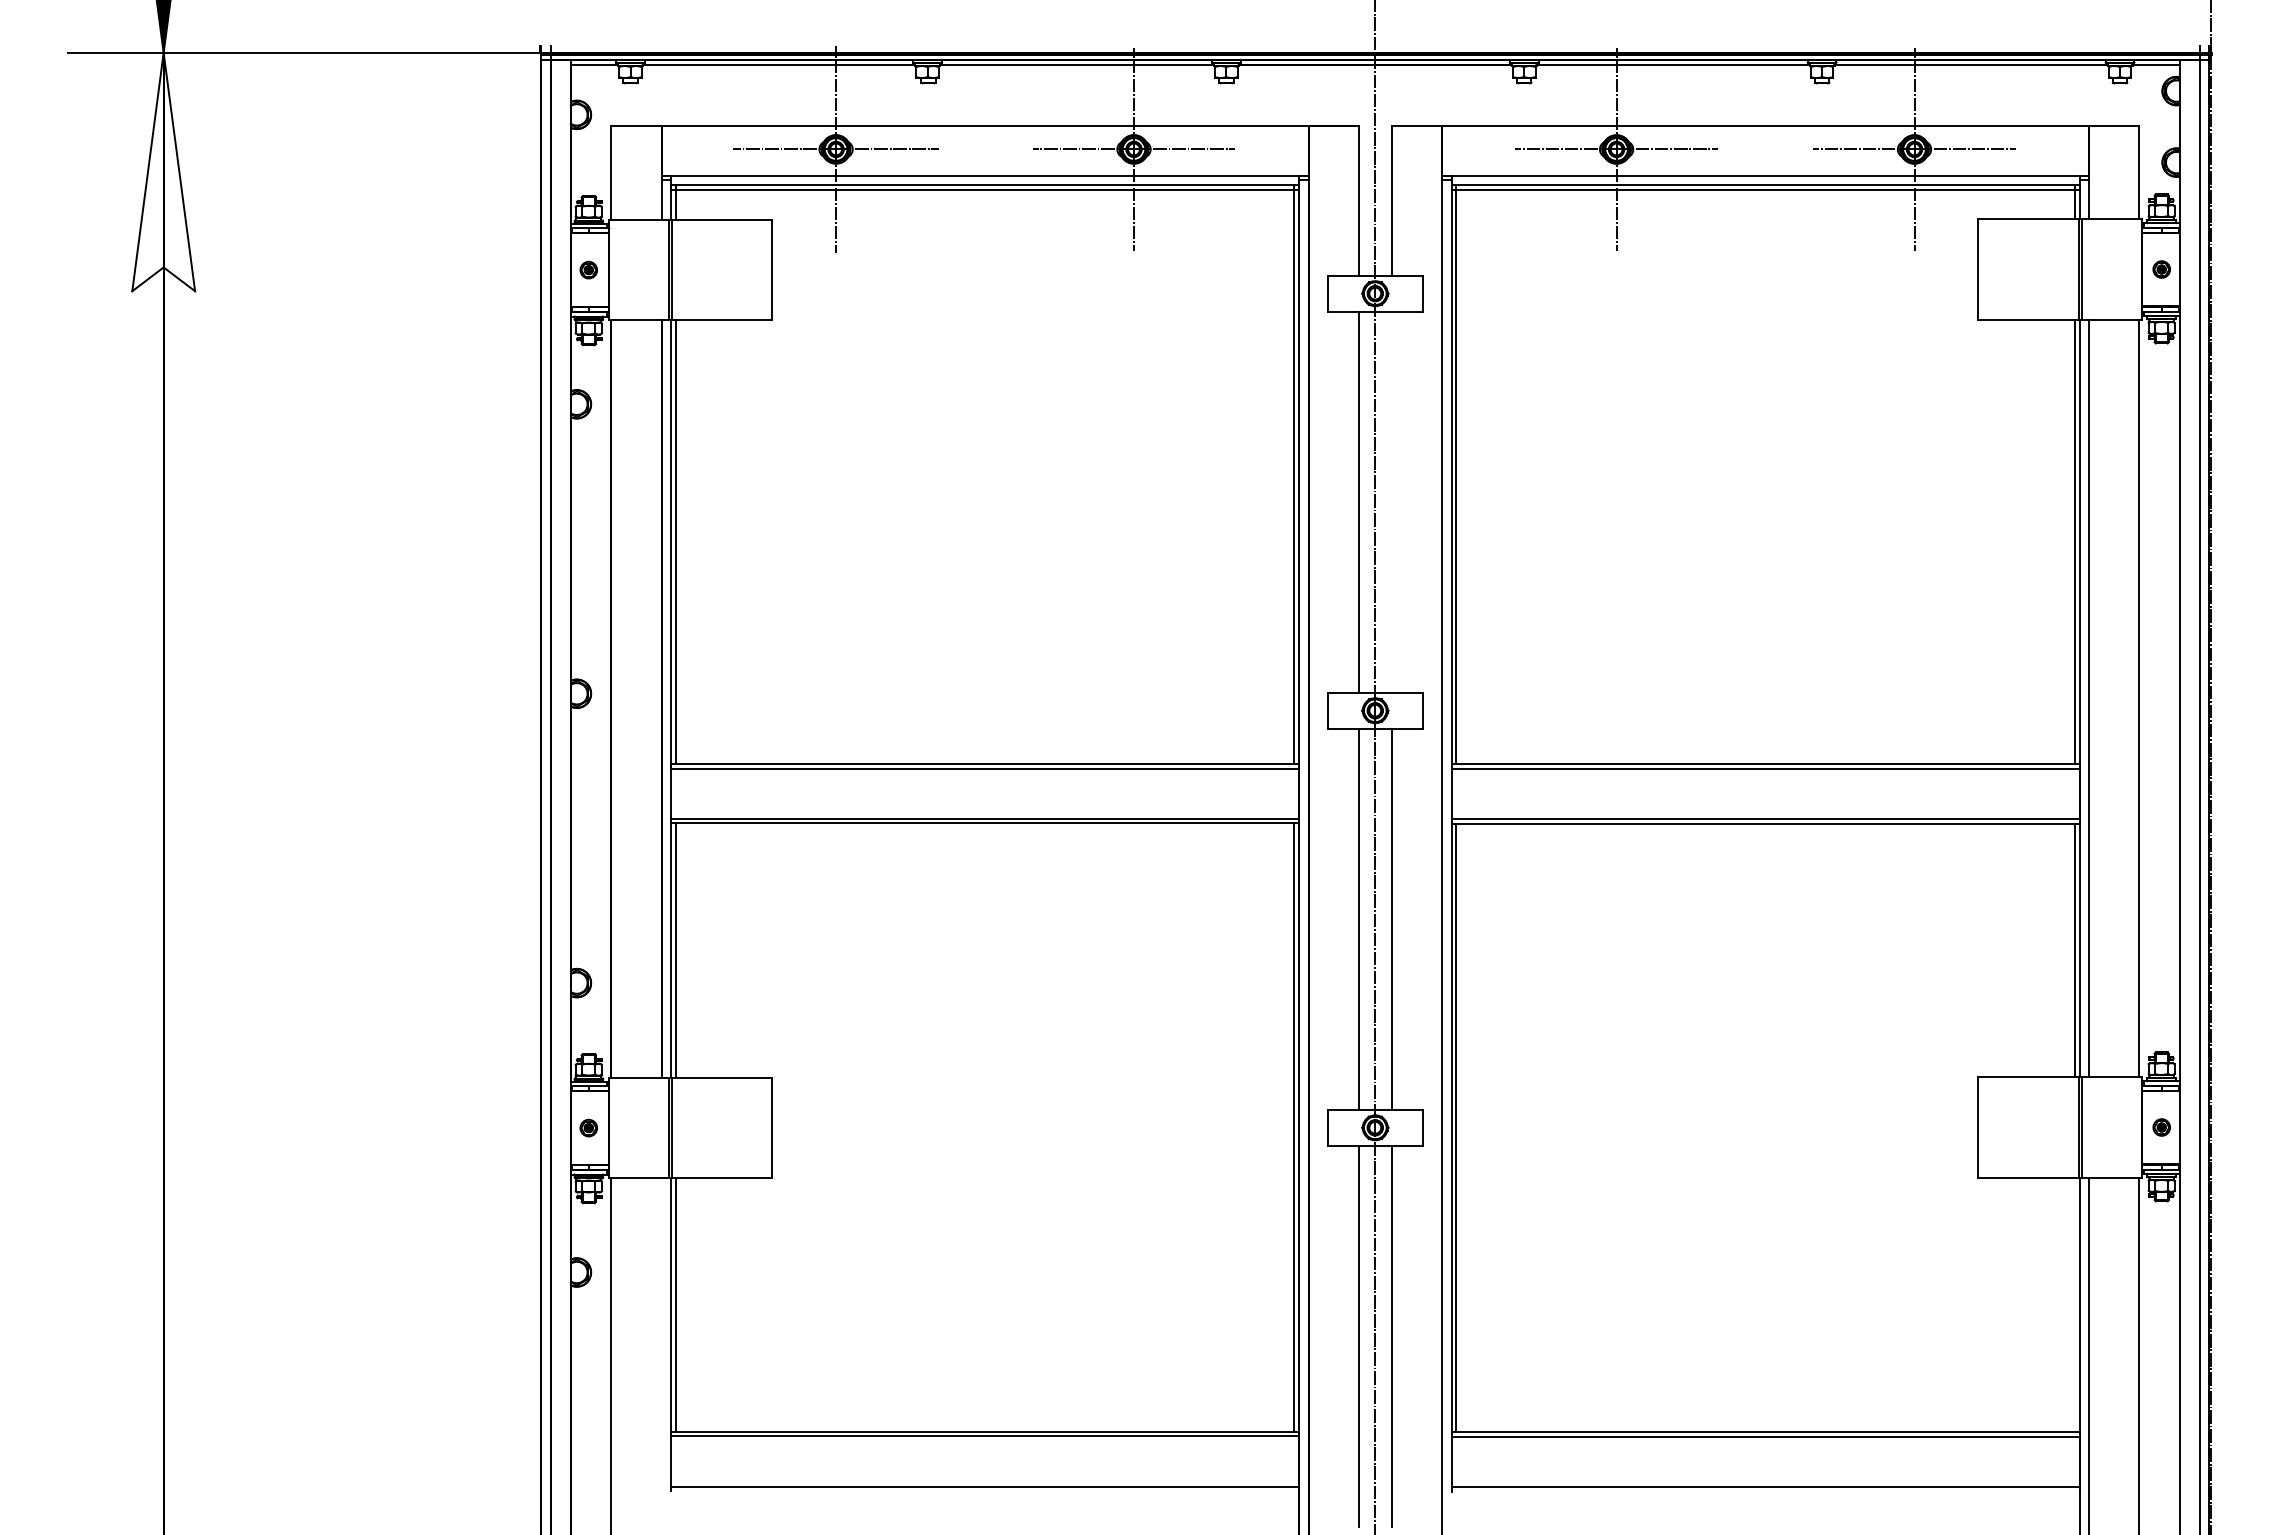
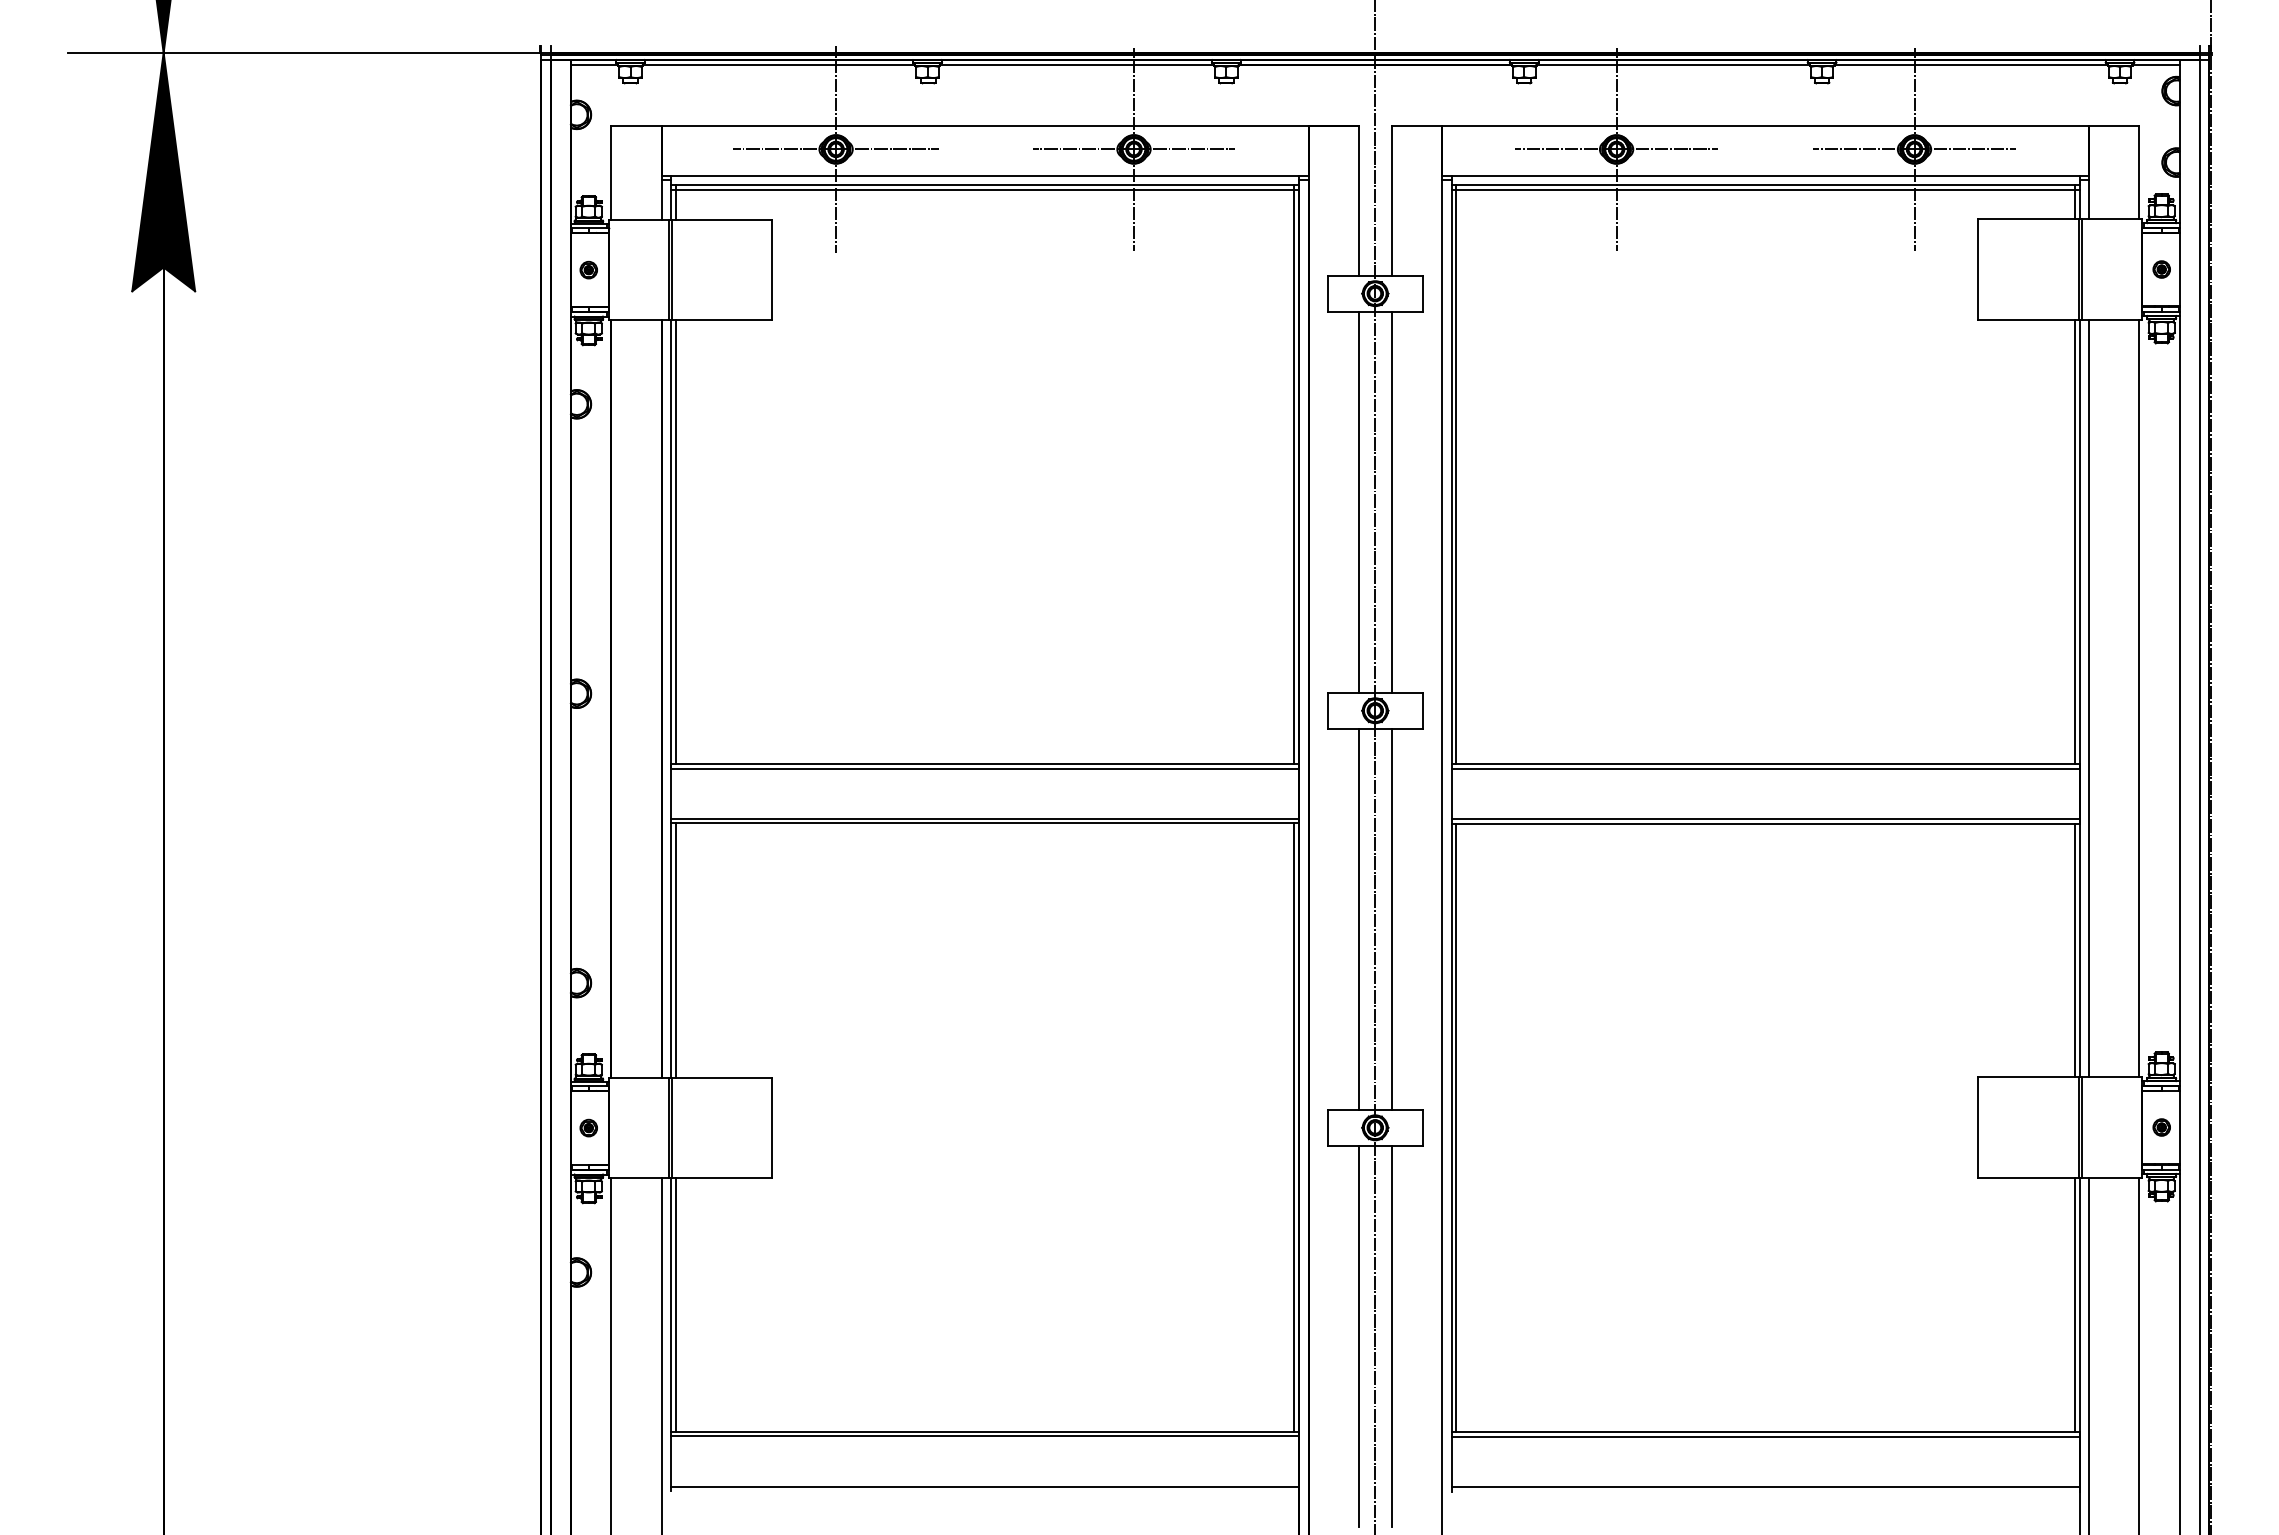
fill: none -> present (163, 171)
line: none -> present (1391, 501)
line: none -> present (2074, 1304)
line: none -> present (661, 1354)
